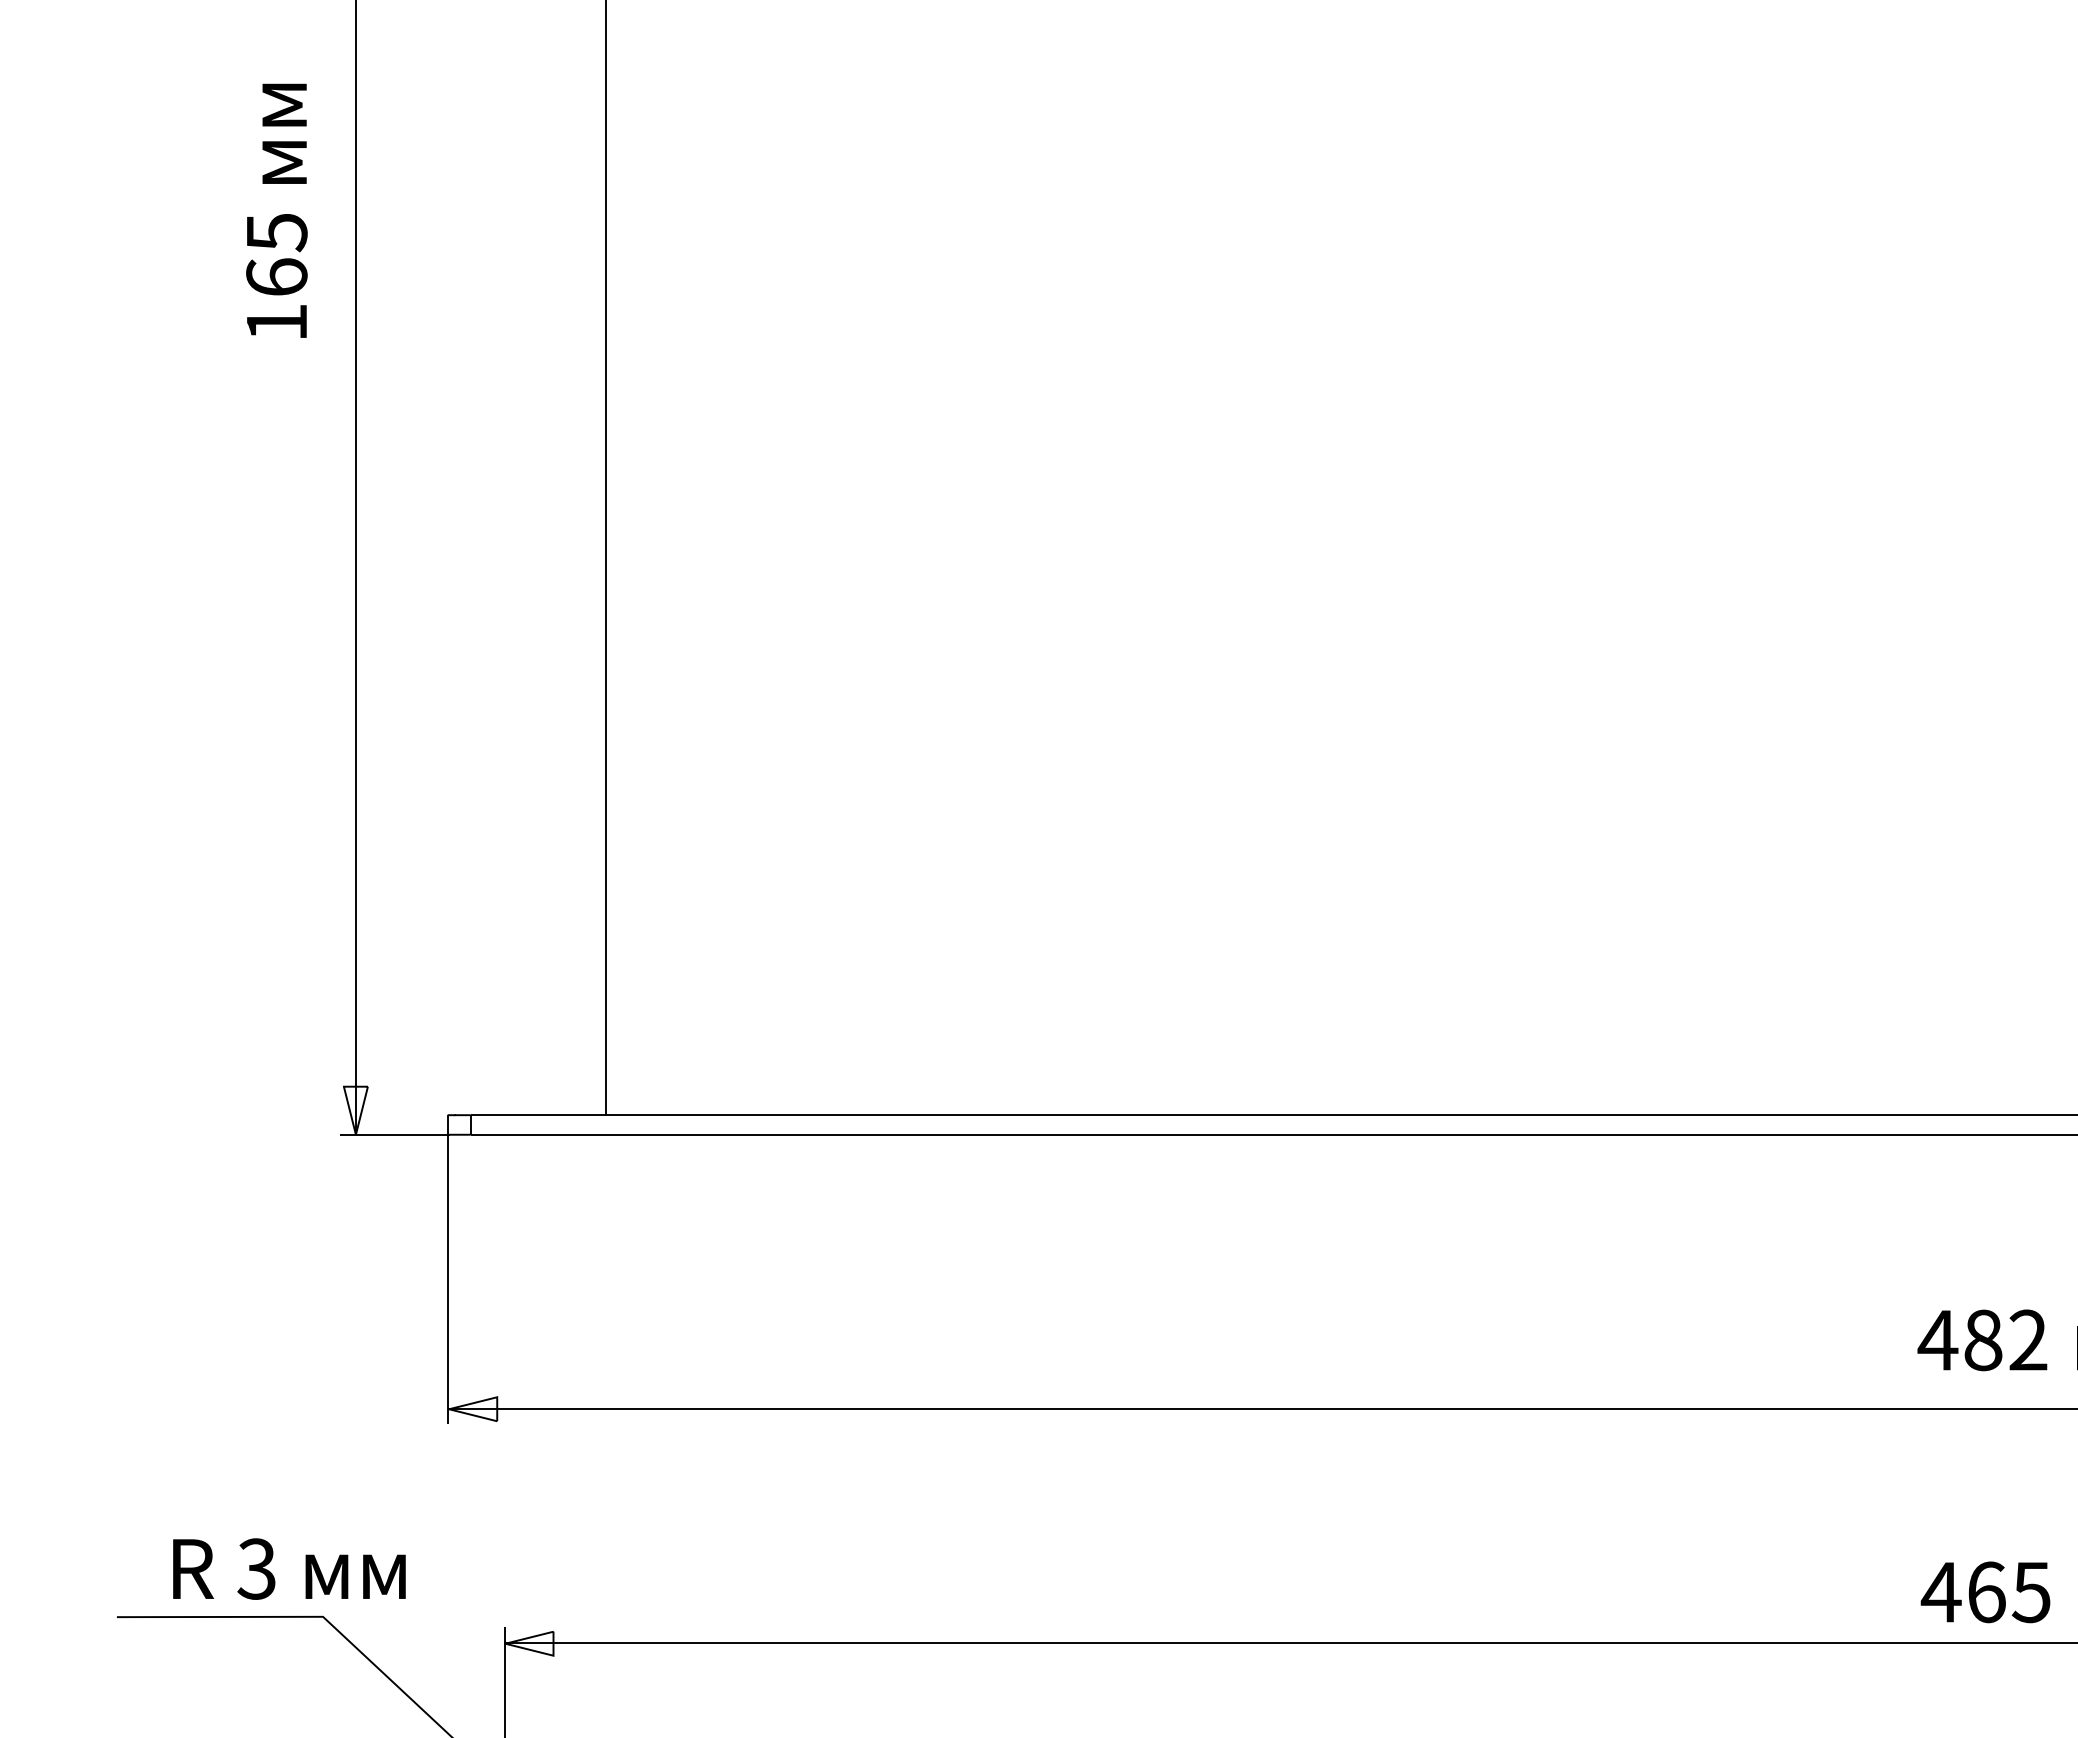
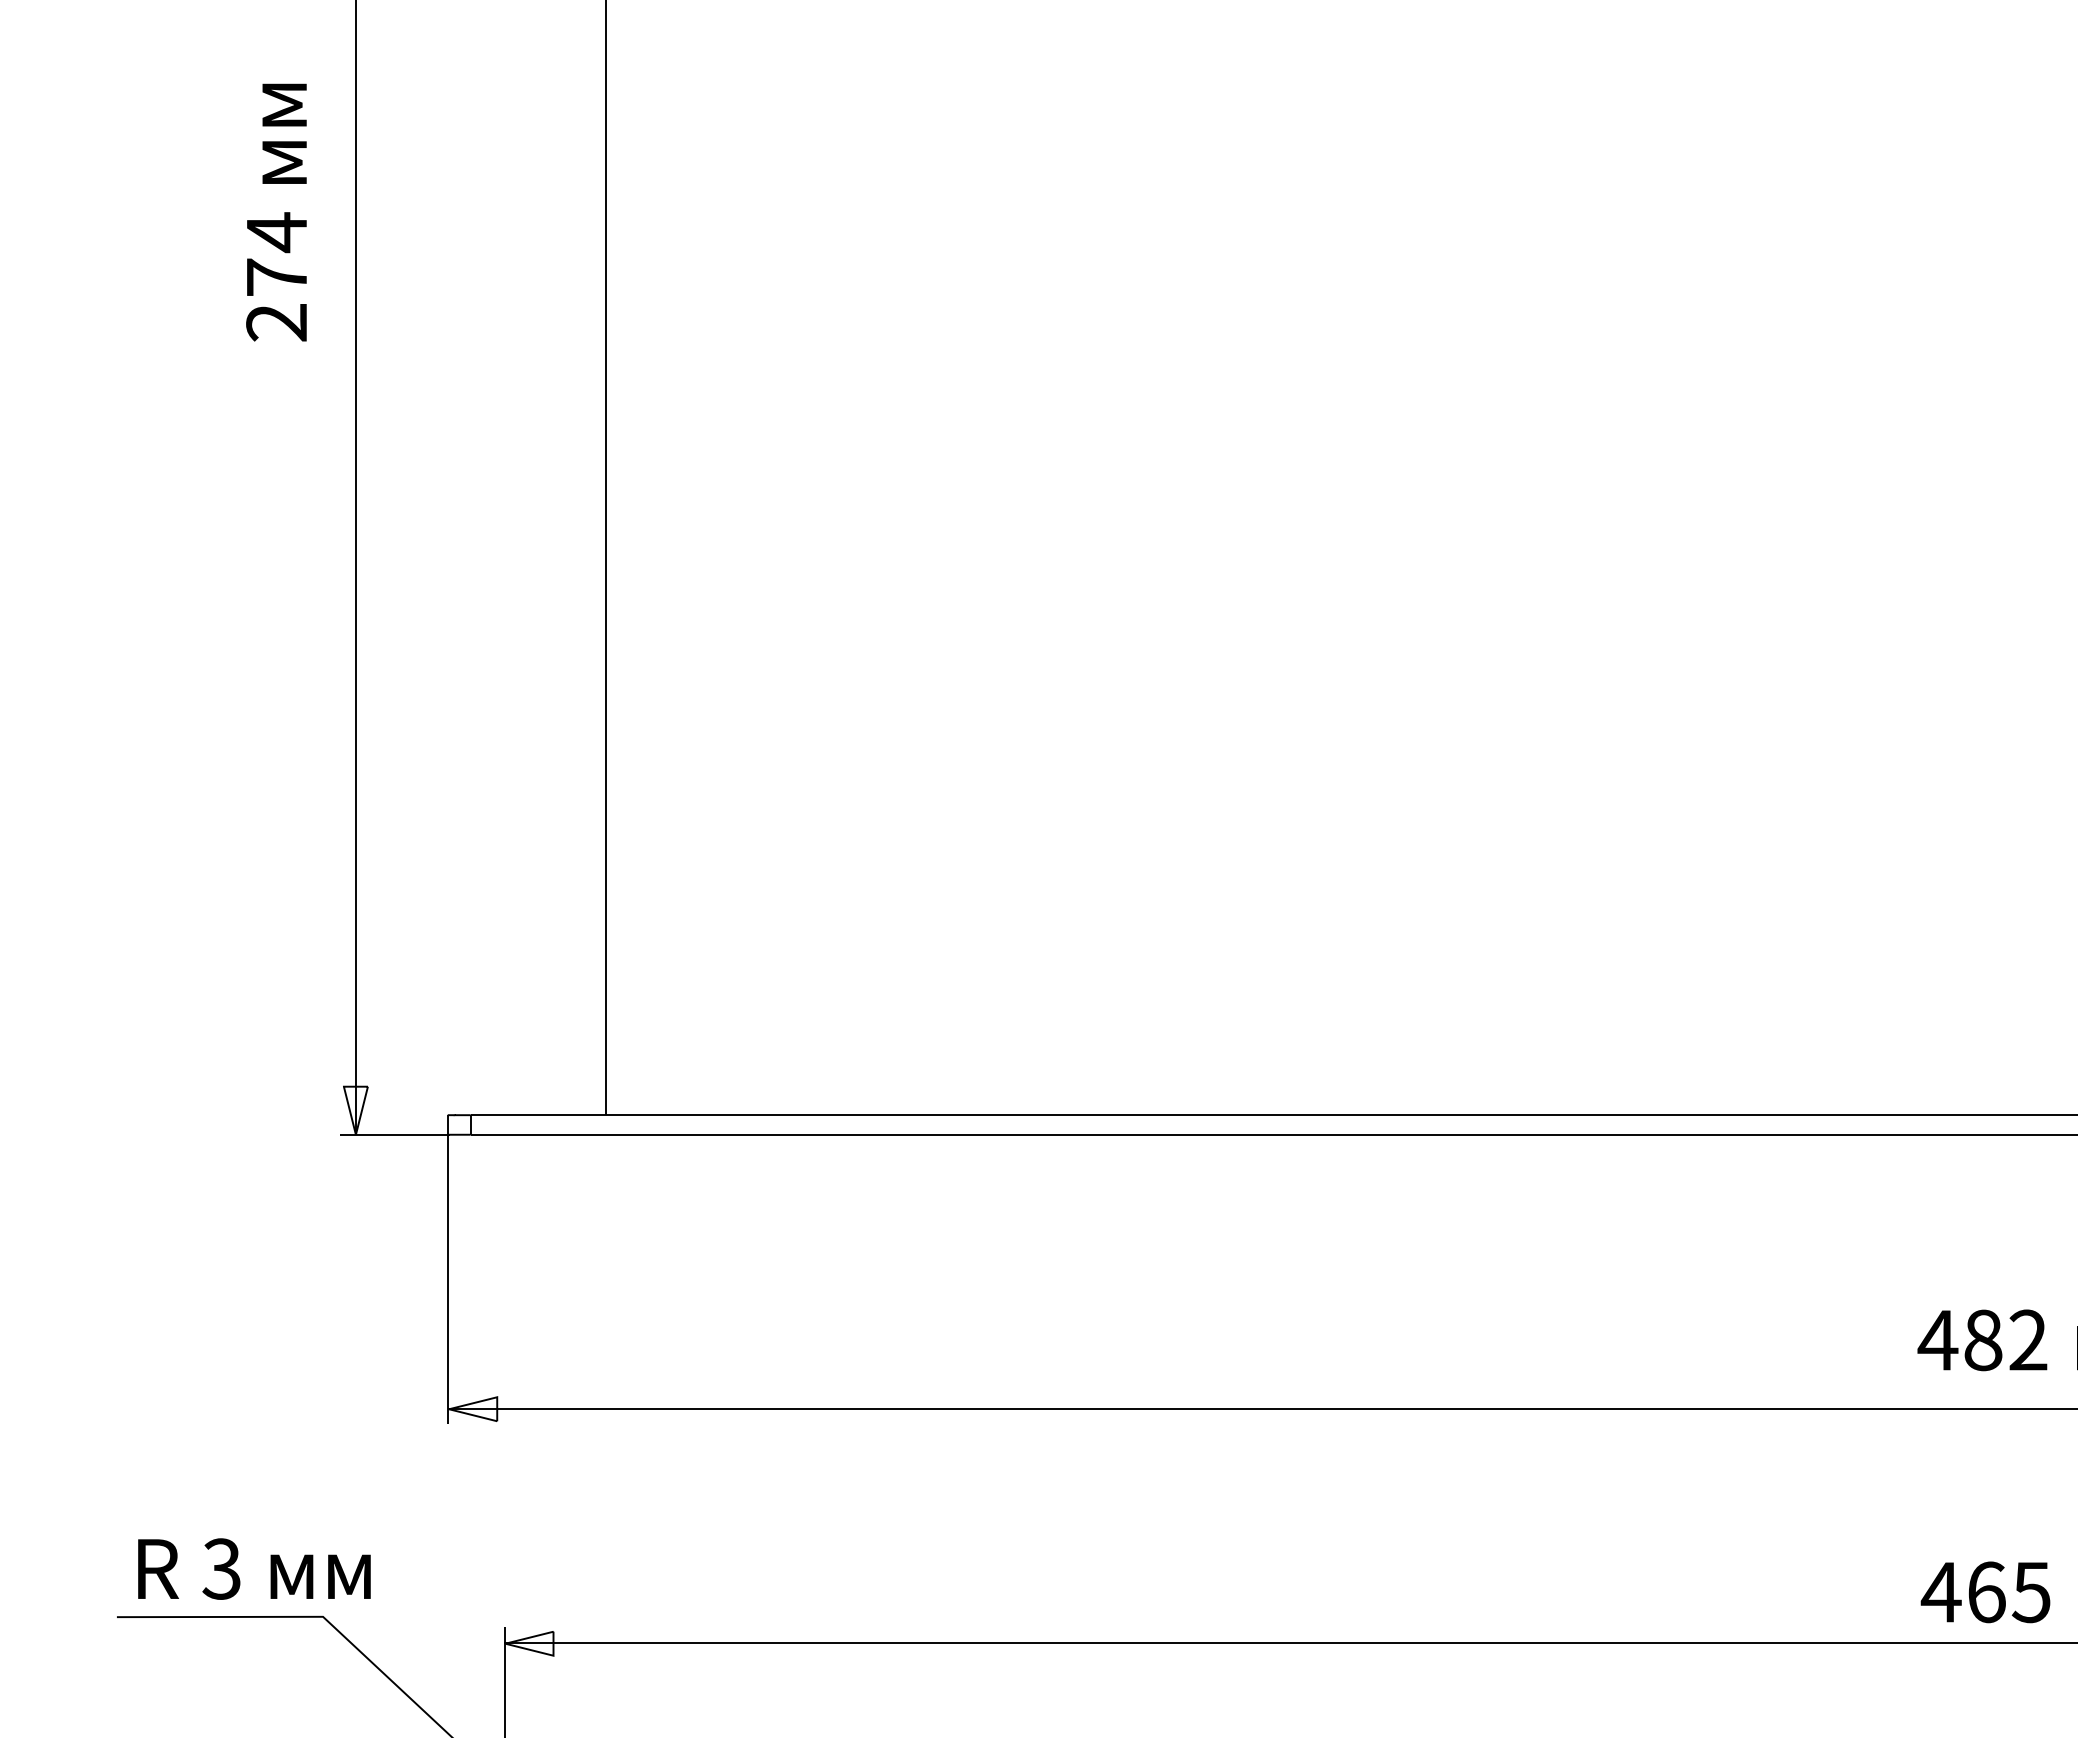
text: 165 -> 274 (276, 276)
text position: (289, 1568) -> (254, 1568) (254, 1568)
